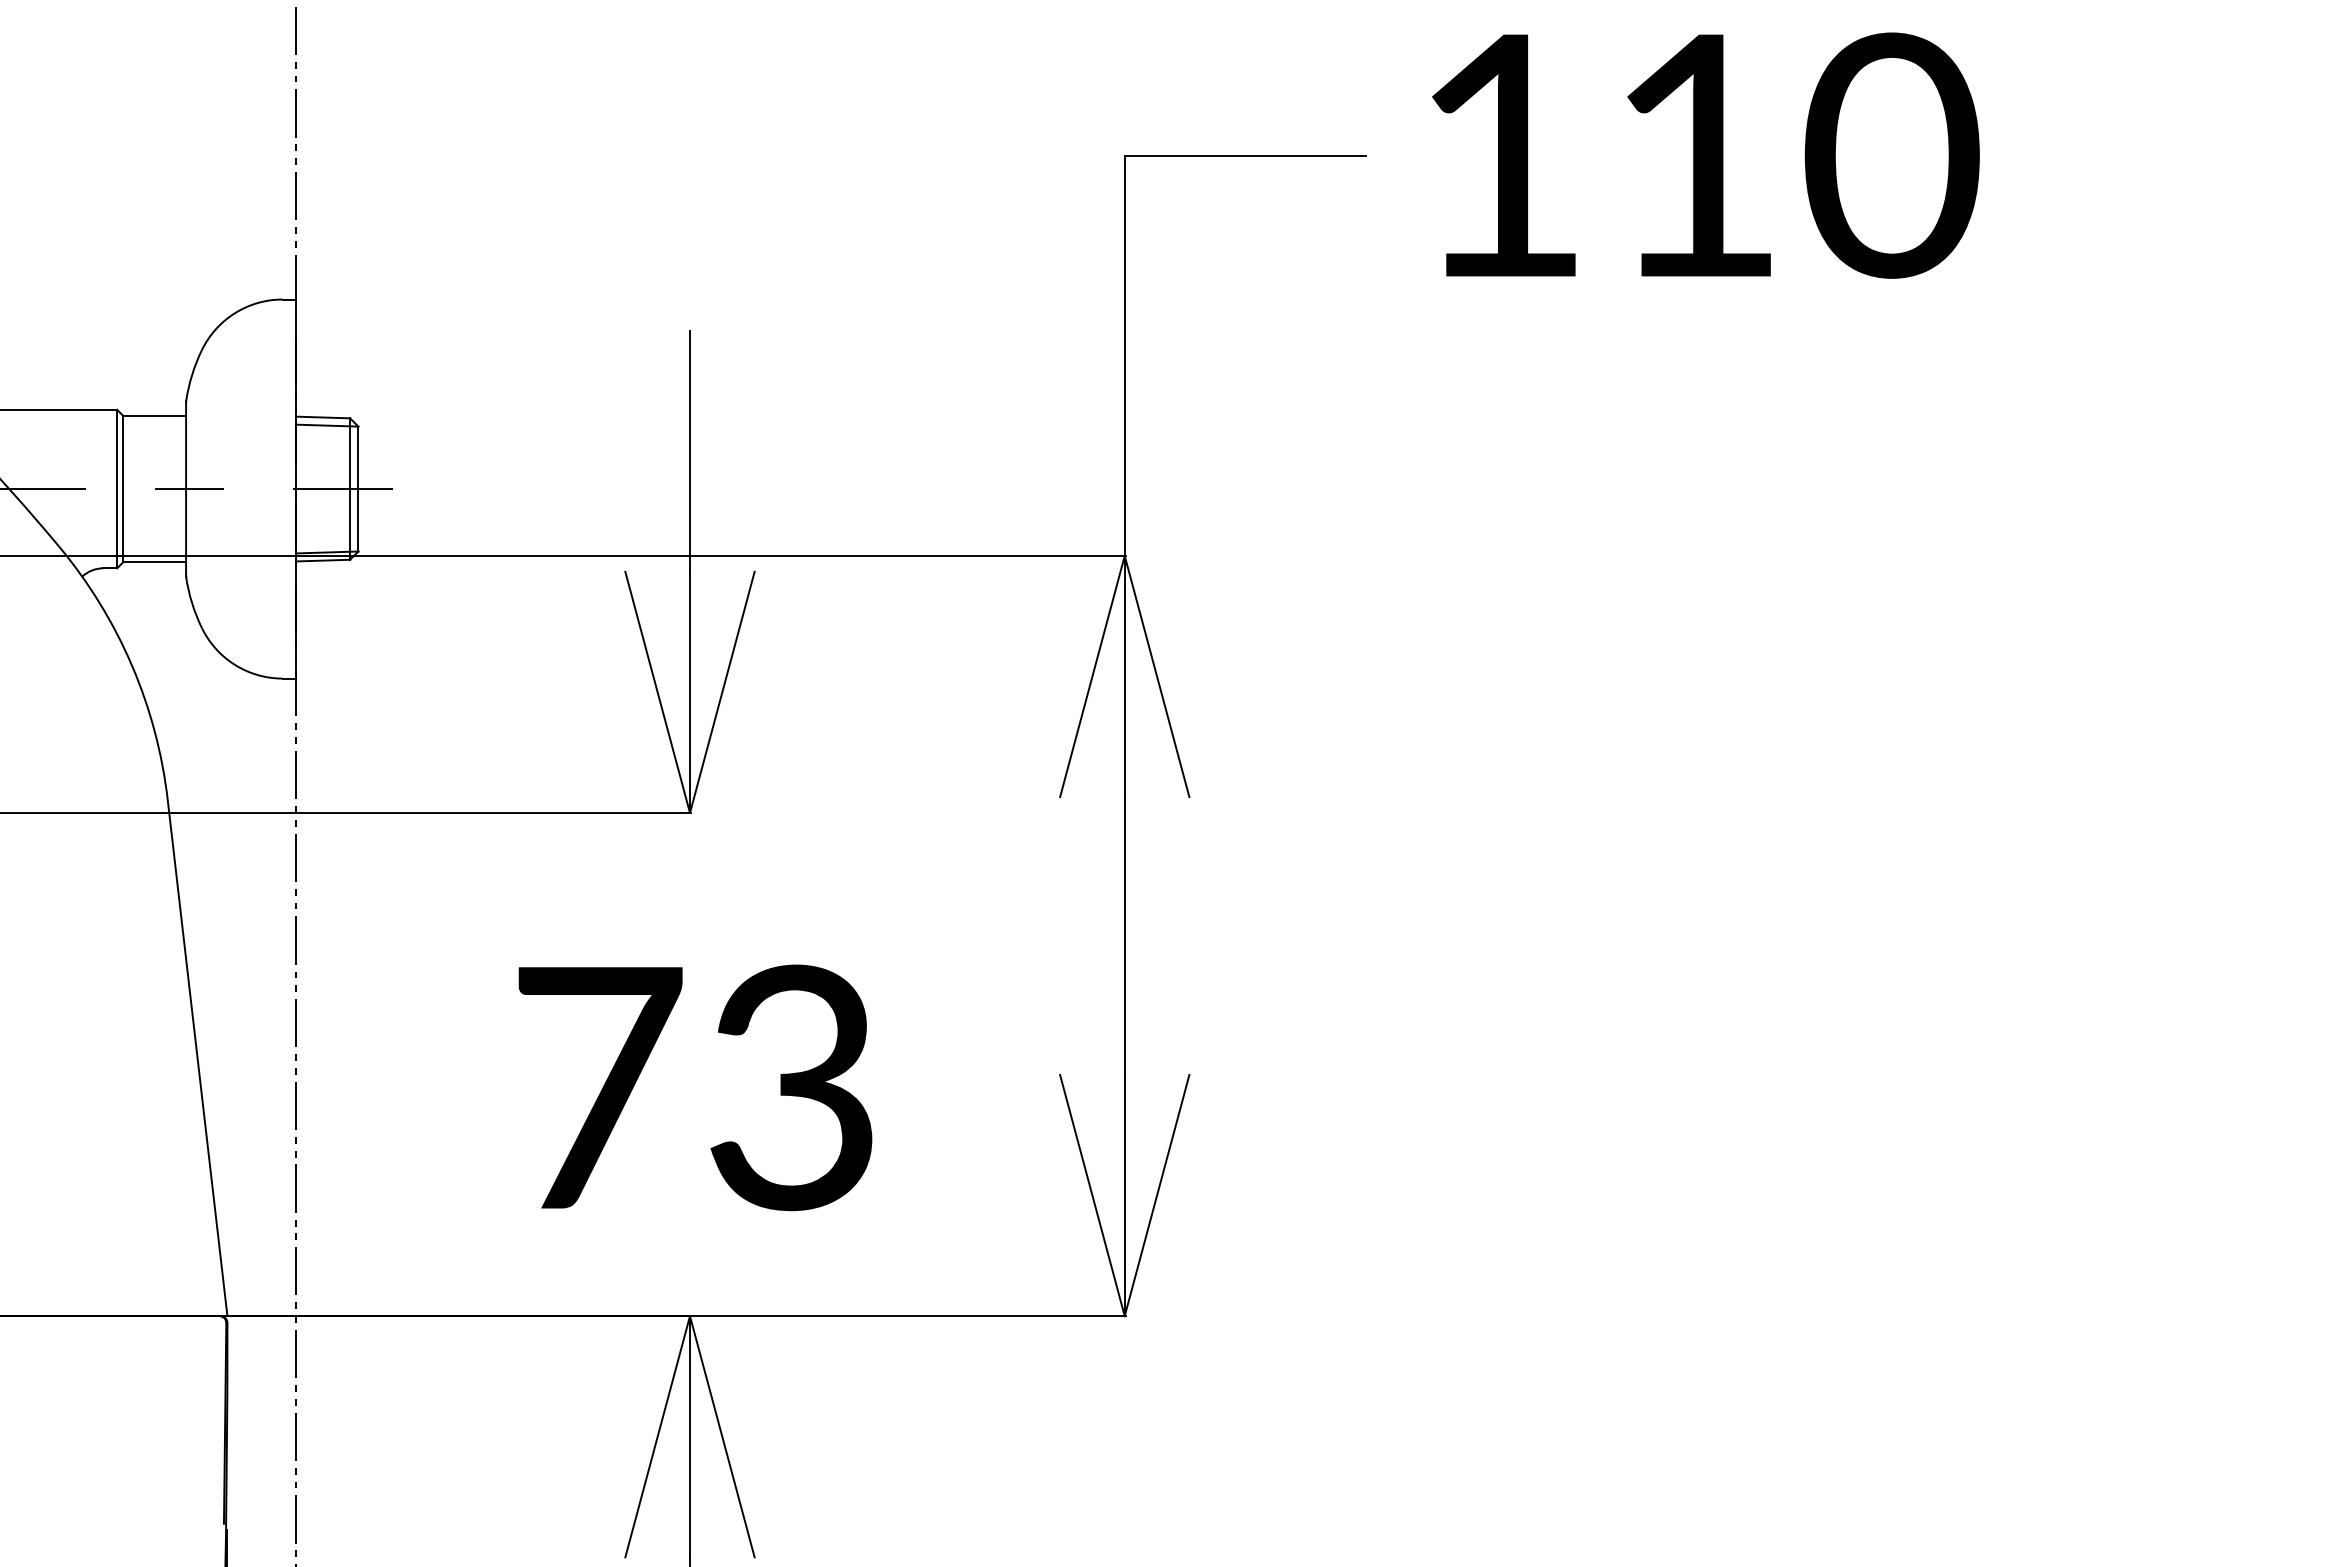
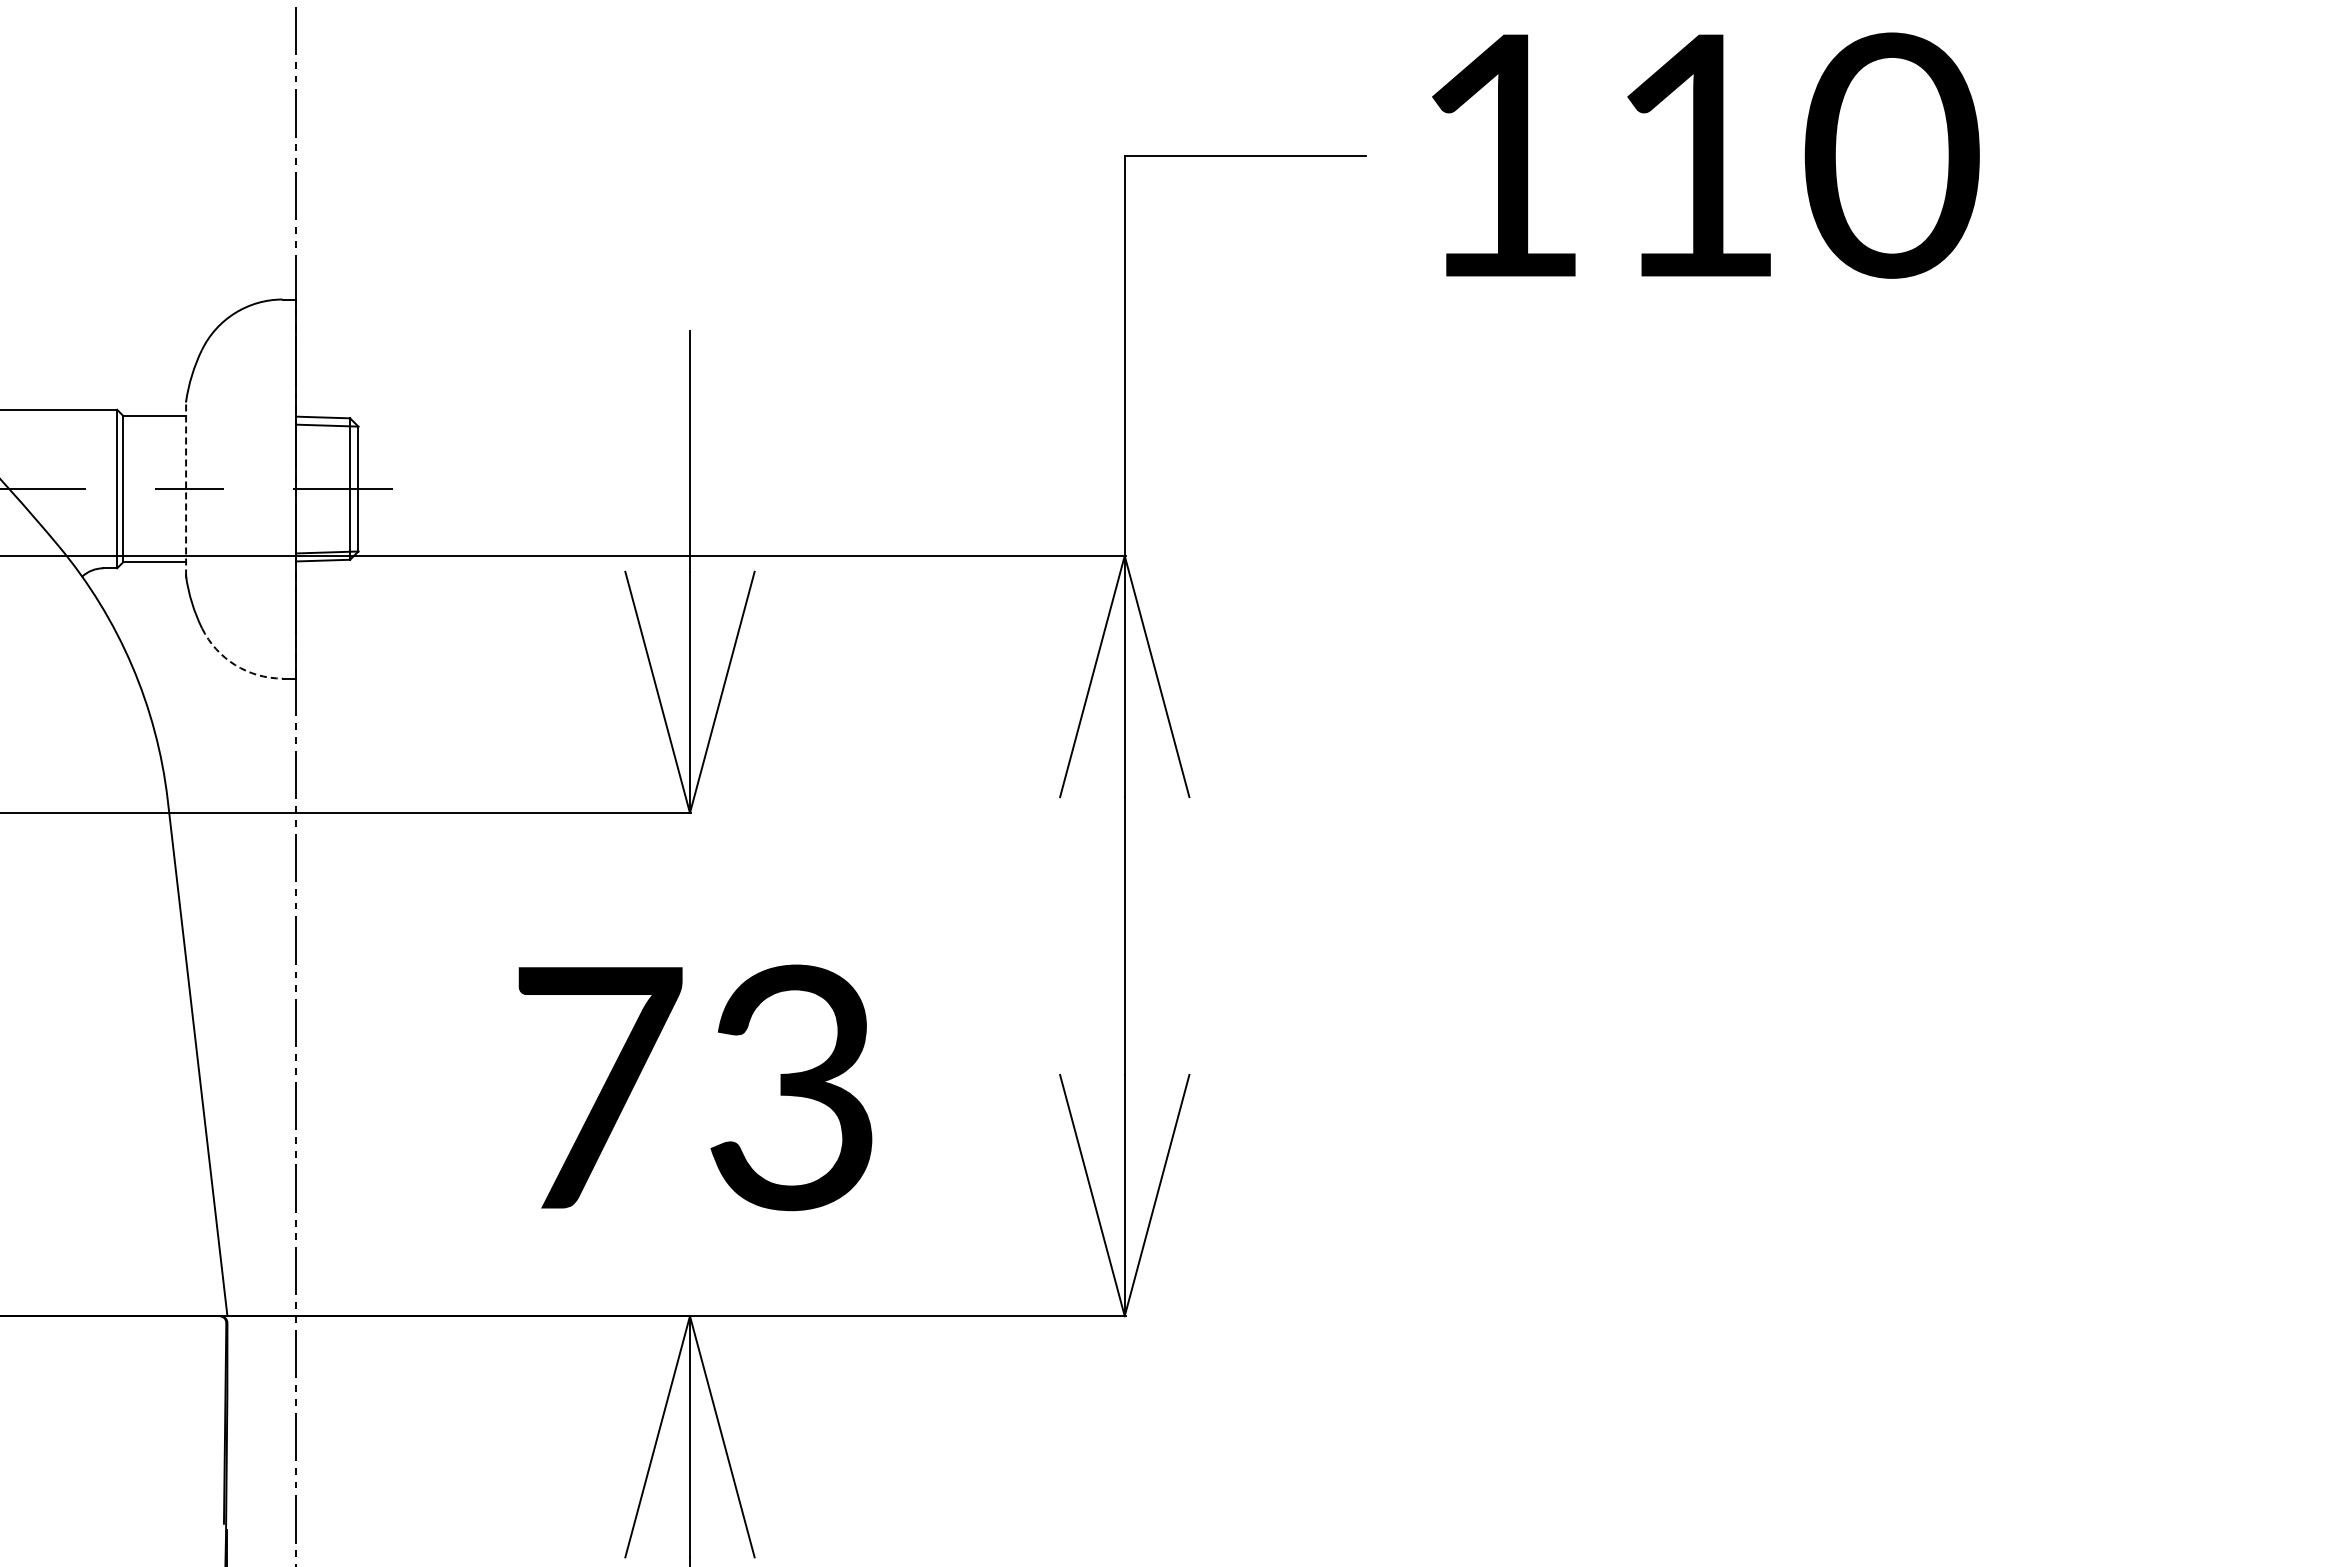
line: solid -> dashed (186, 488)
arc: solid -> dashed (235, 665)
